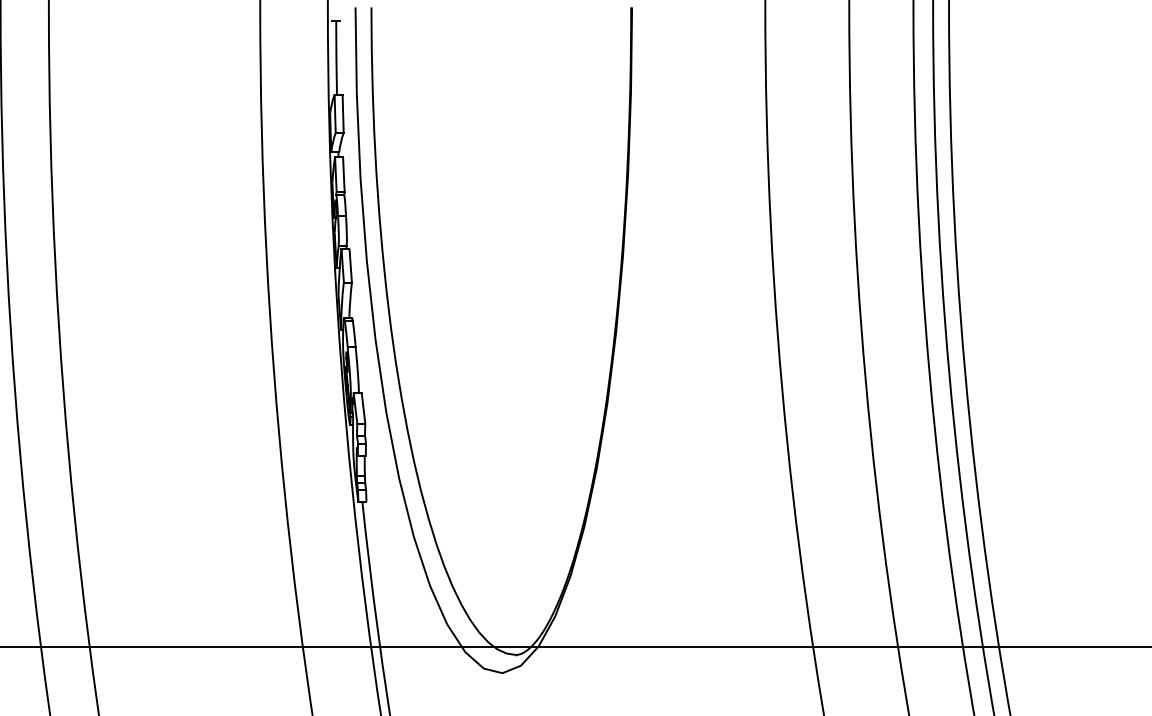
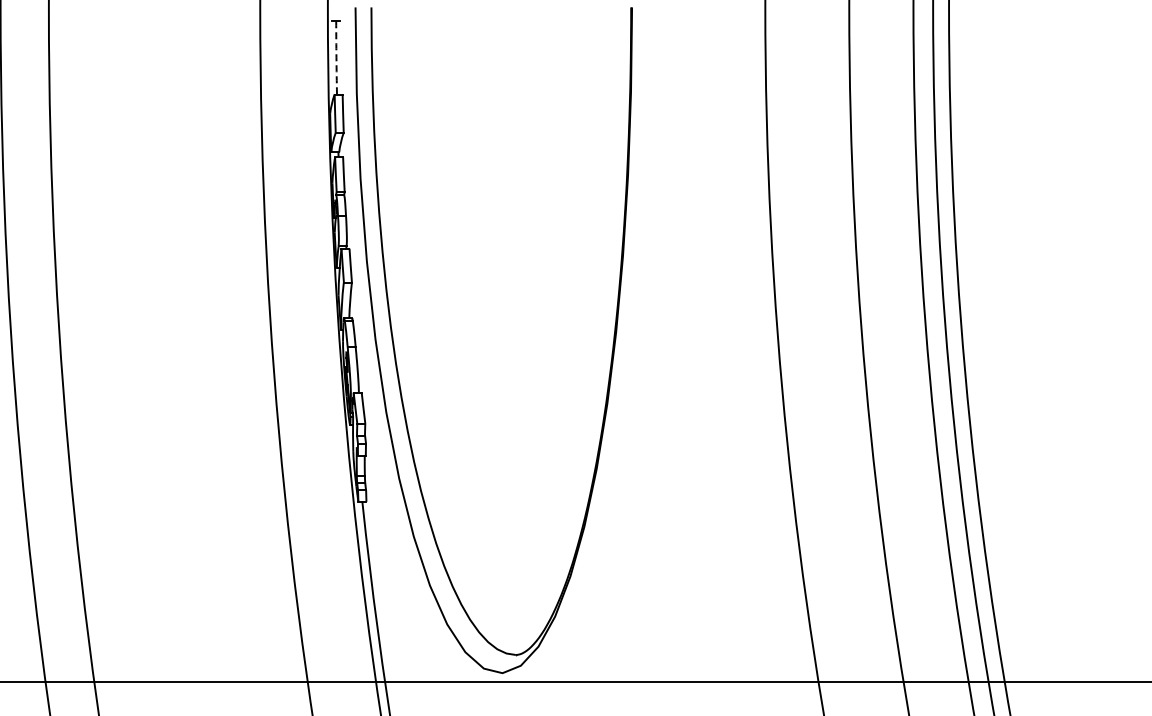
arc: solid -> dashed (336, 57)
line position: (575, 646) -> (575, 681) (575, 681)
